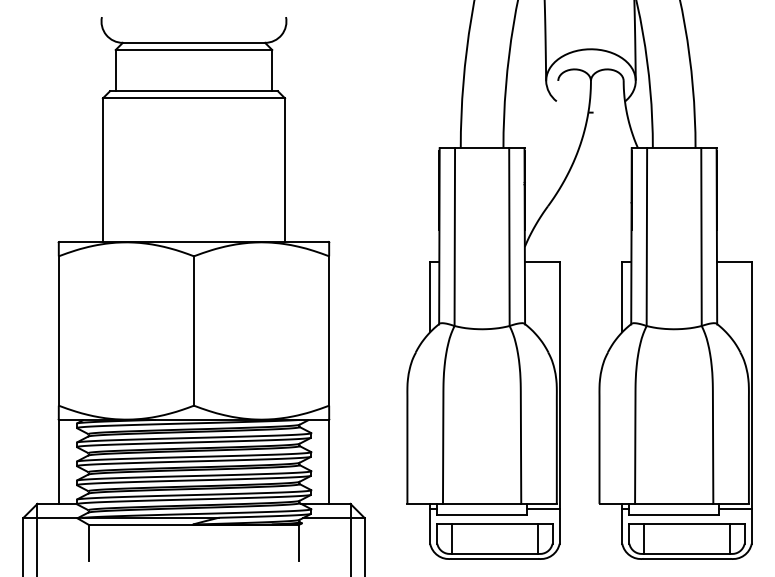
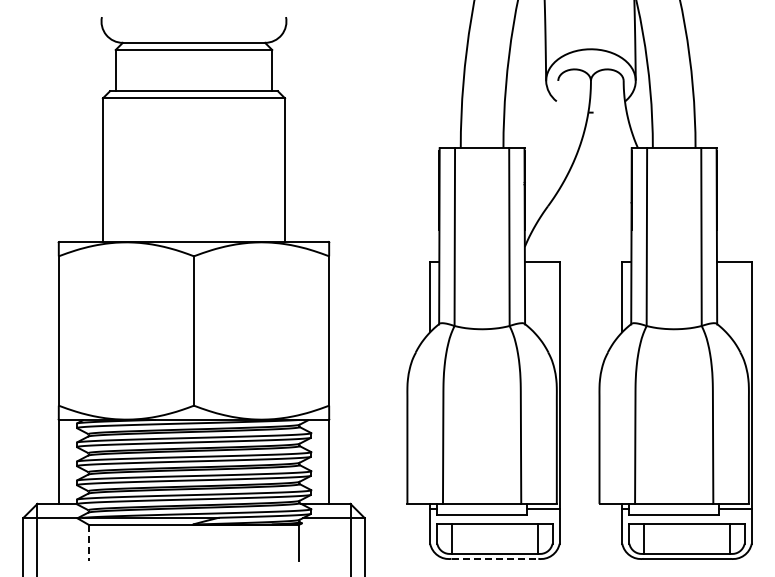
line: solid -> dashed (89, 543)
line: solid -> dashed (495, 558)
